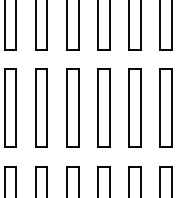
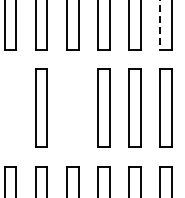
line: solid -> dashed (160, 25)
part: present -> none (10, 107)
part: present -> none (72, 107)
